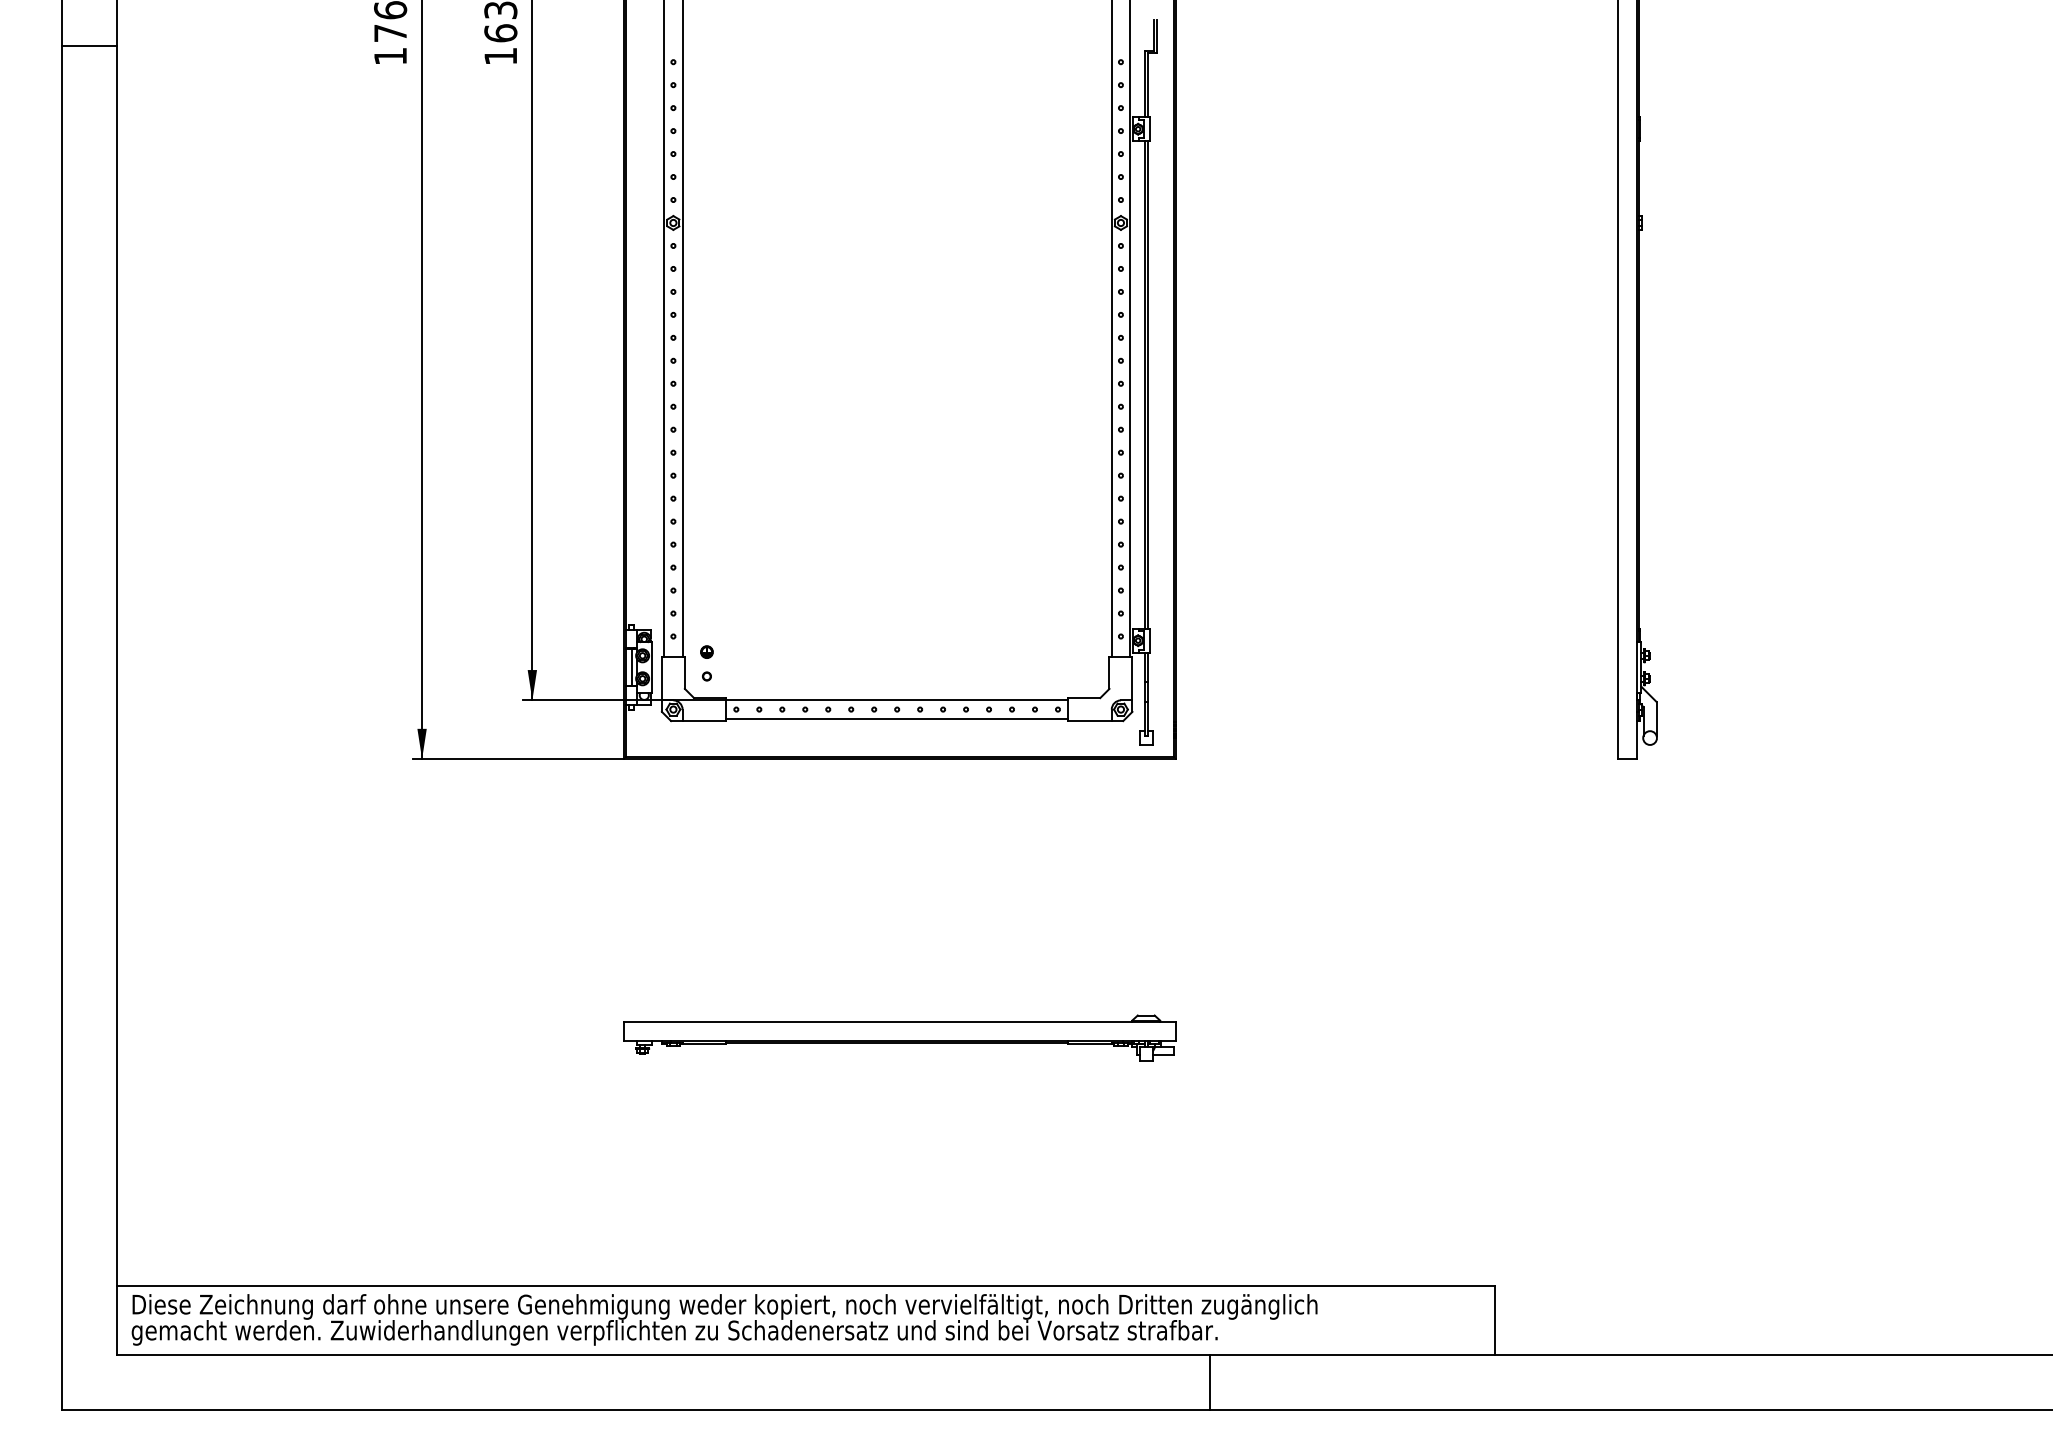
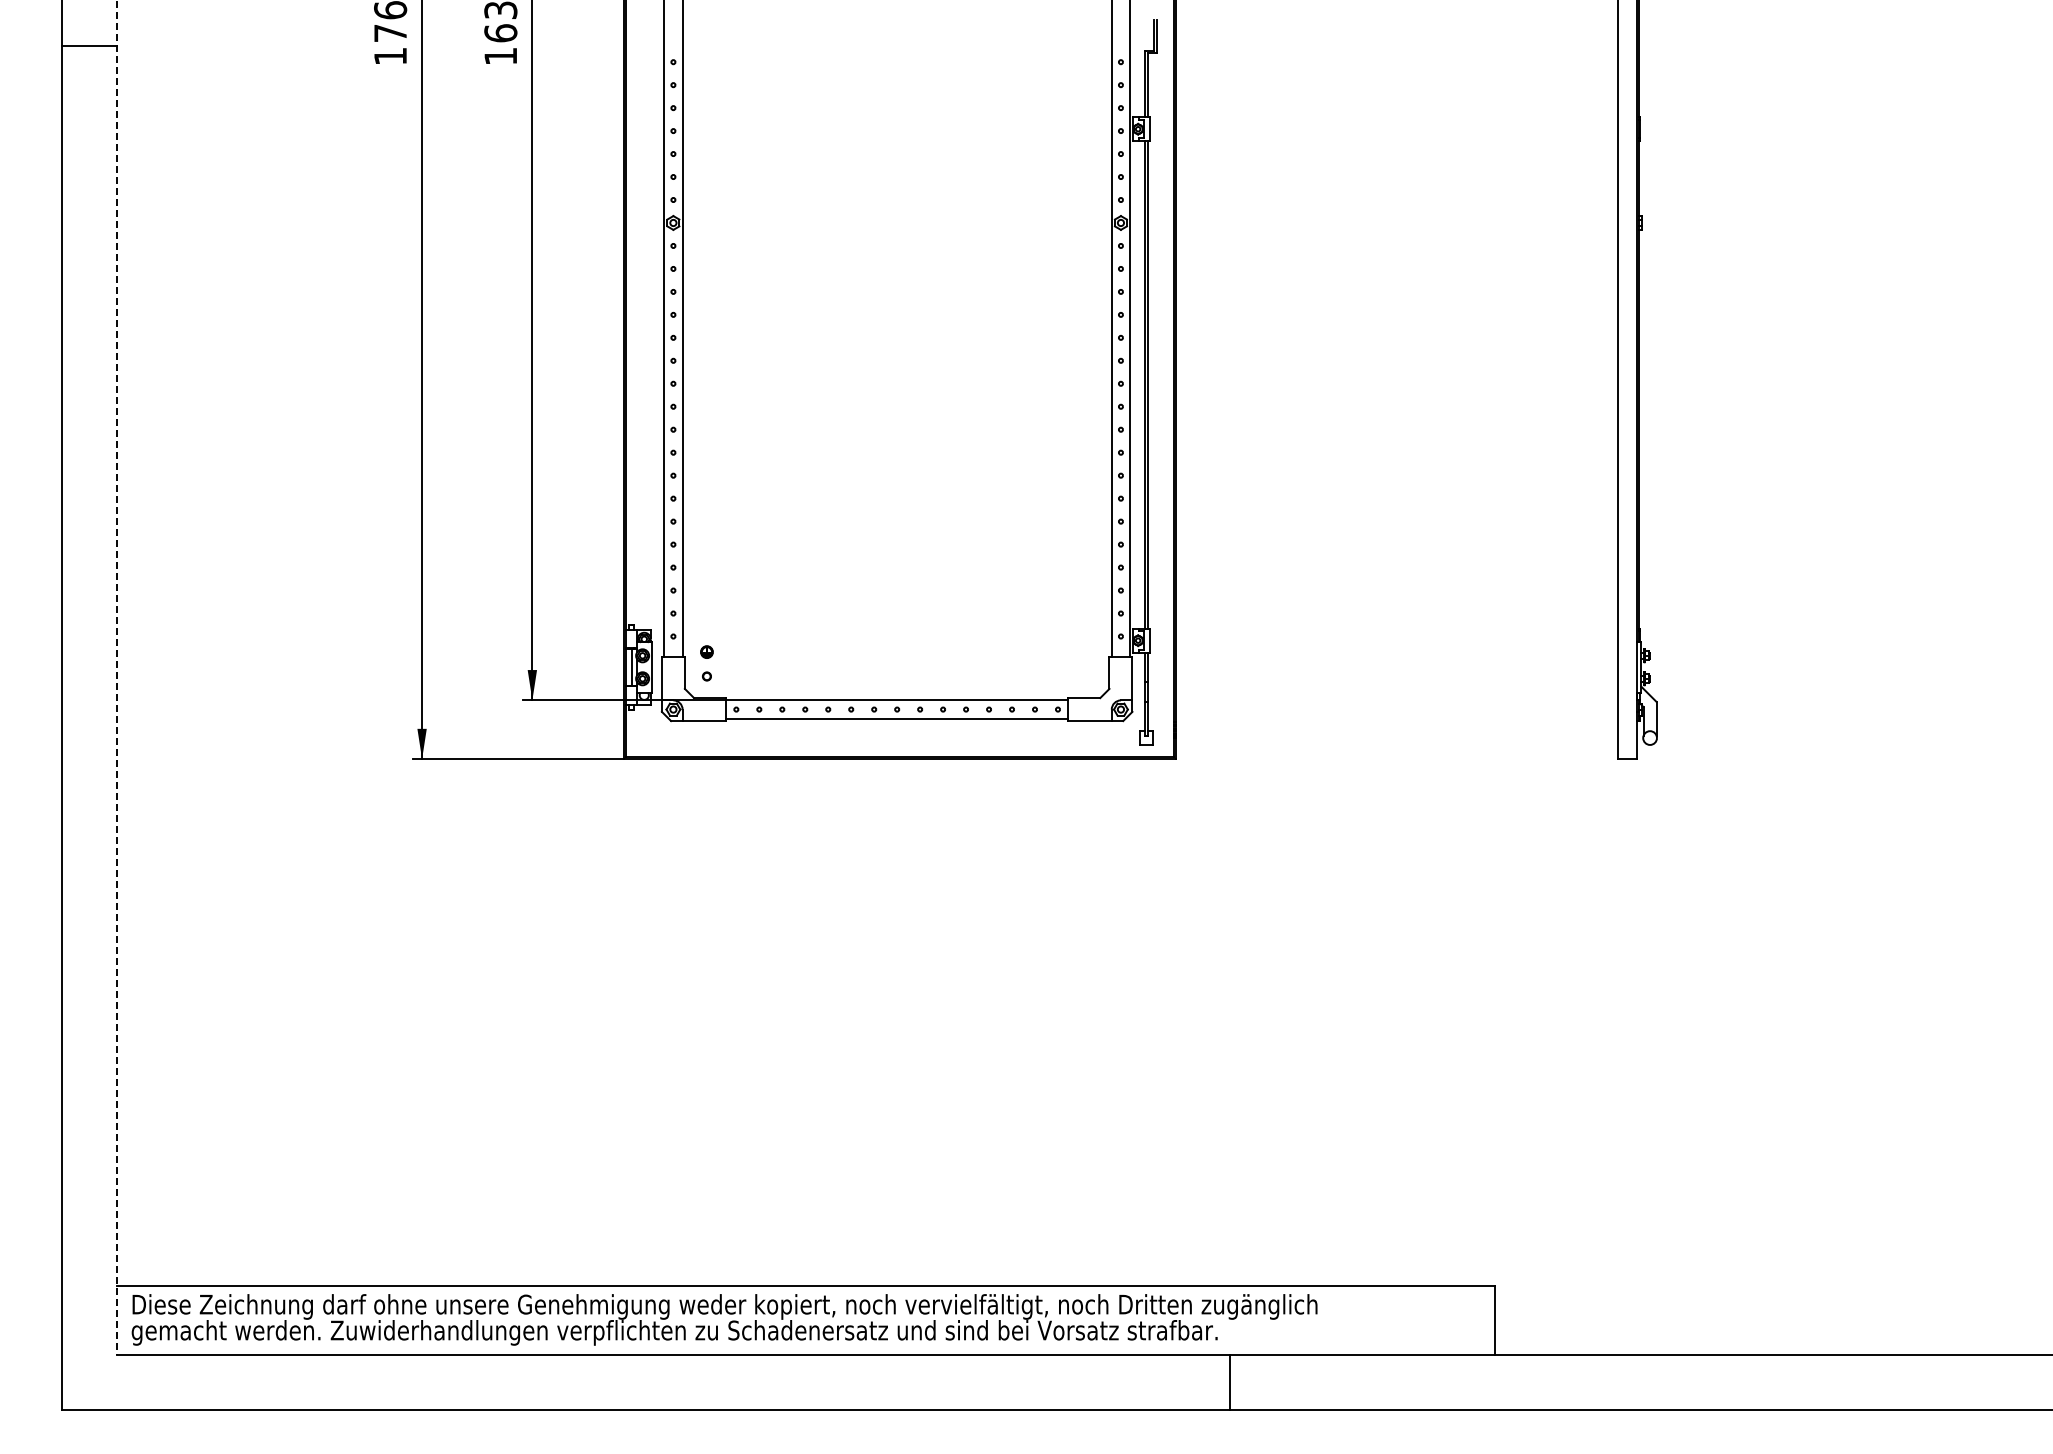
line: solid -> dashed (116, 678)
part: present -> none (899, 1037)
line position: (1210, 1382) -> (1230, 1382) (1230, 1382)
